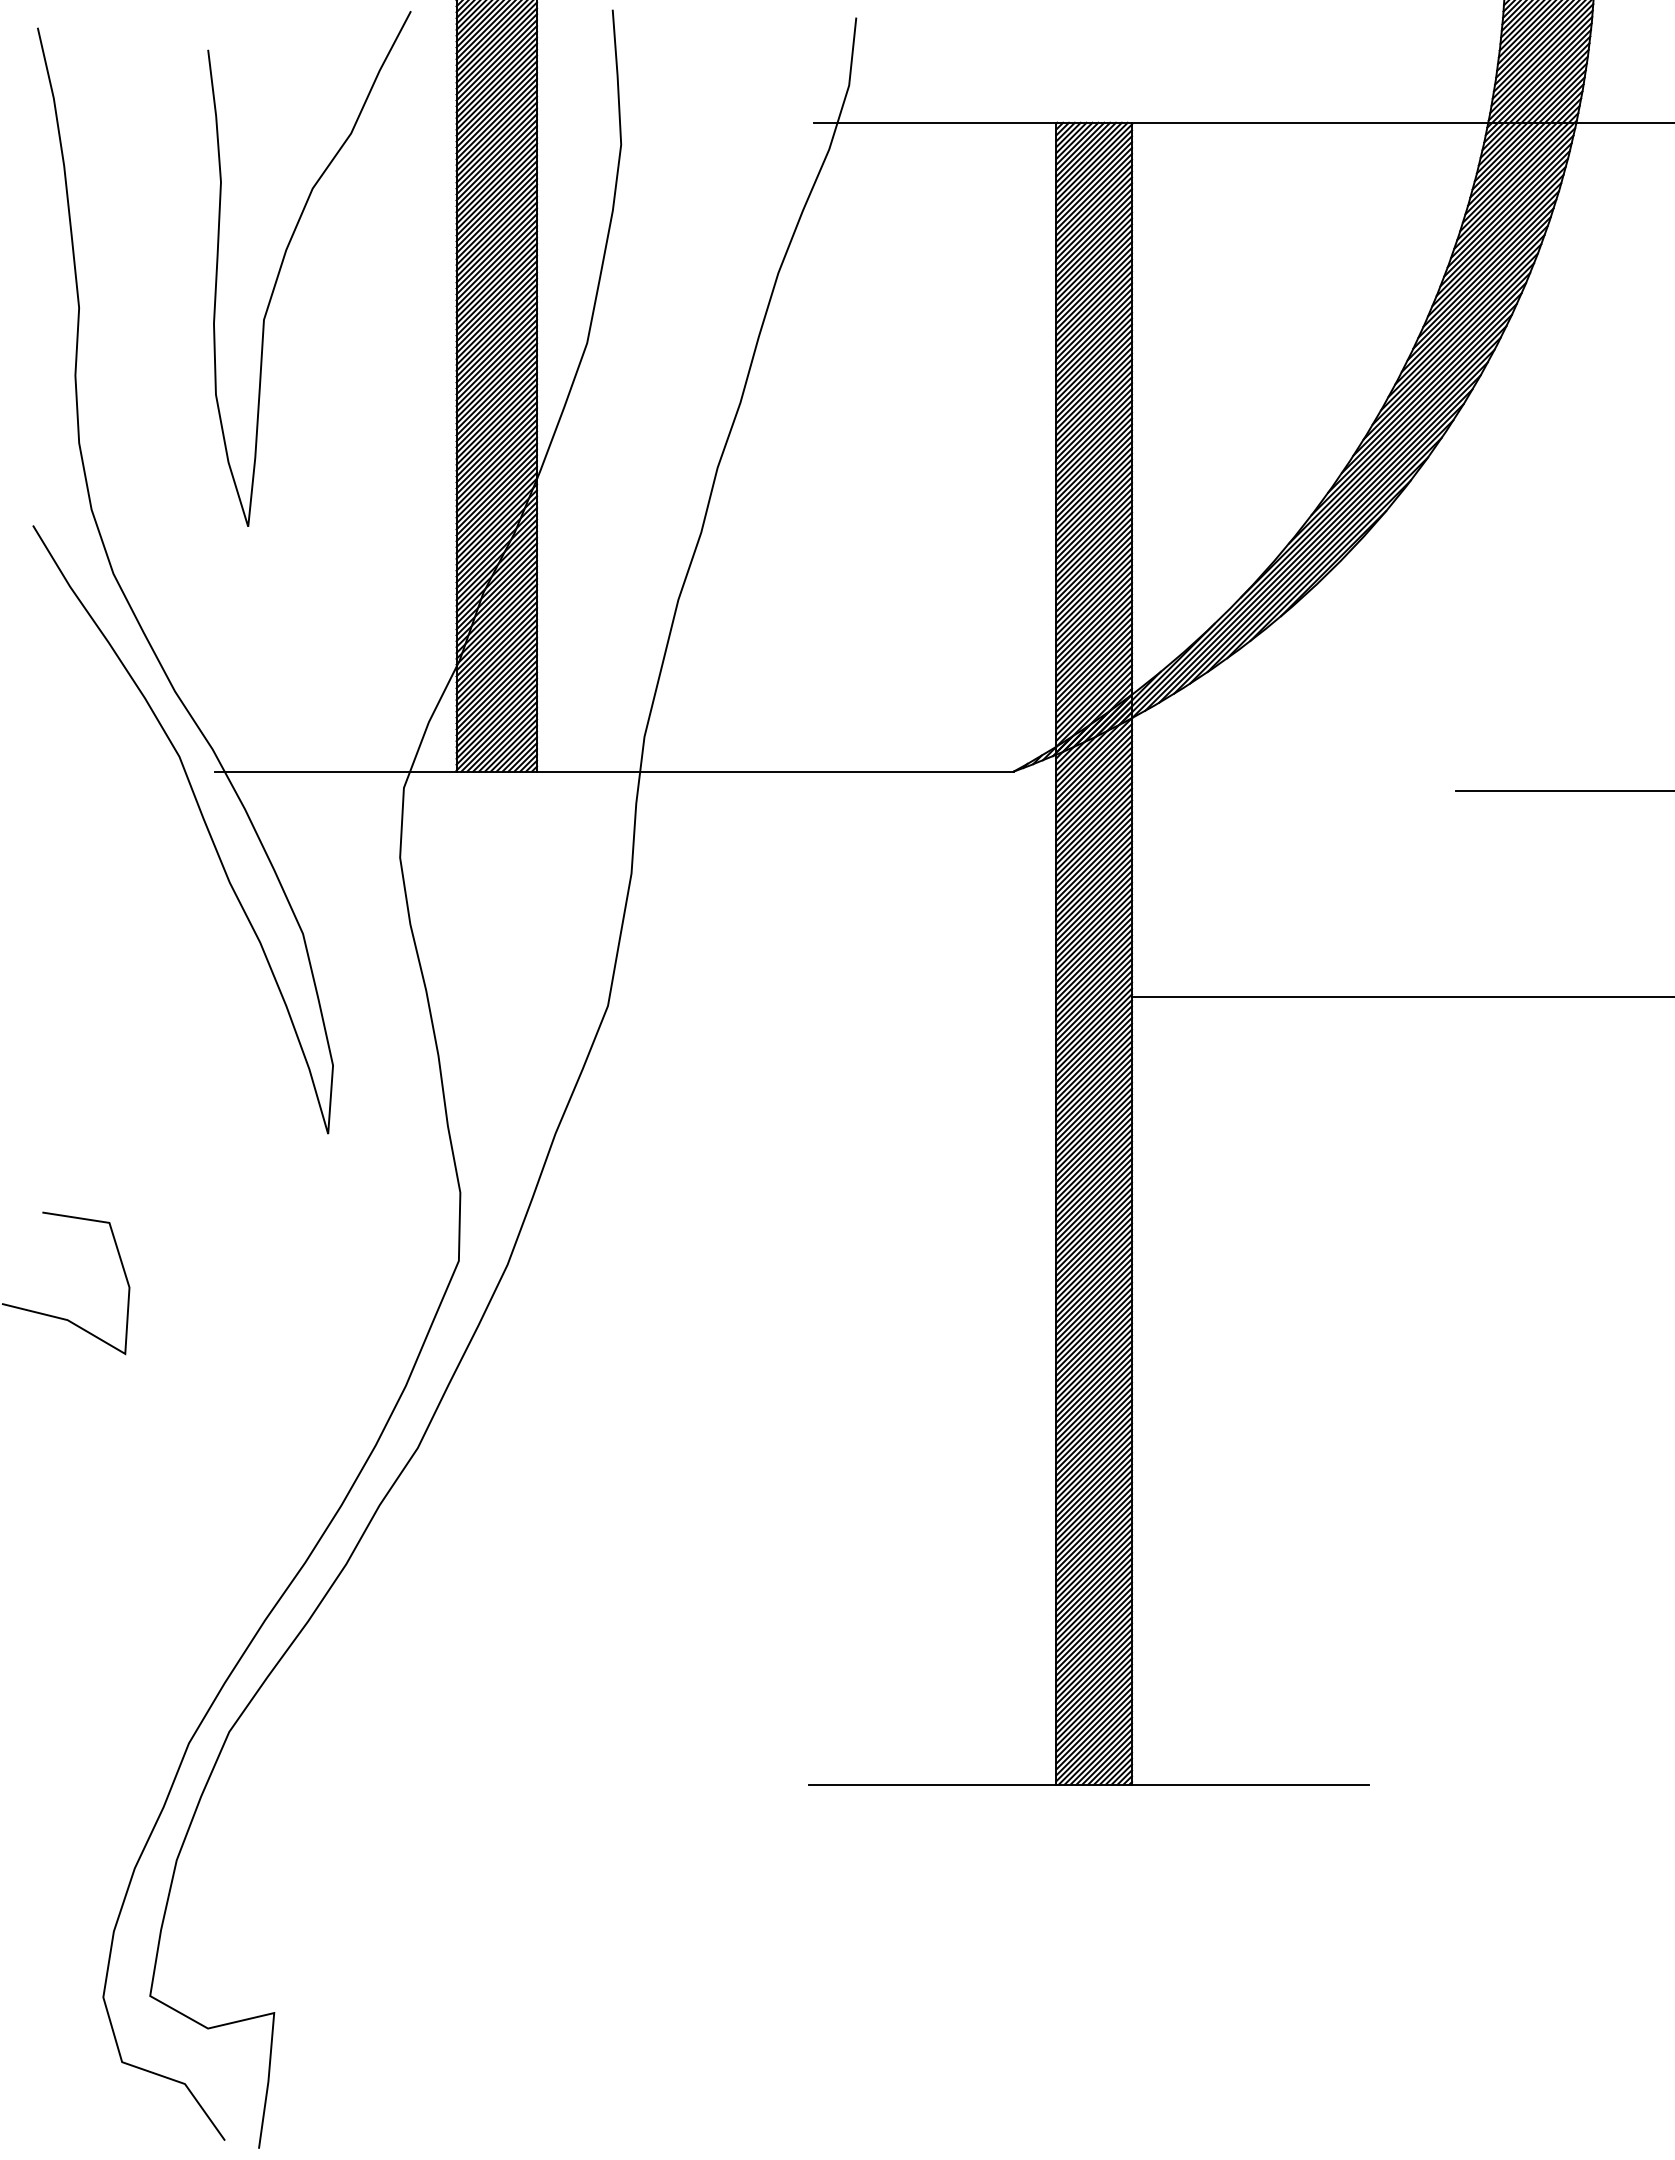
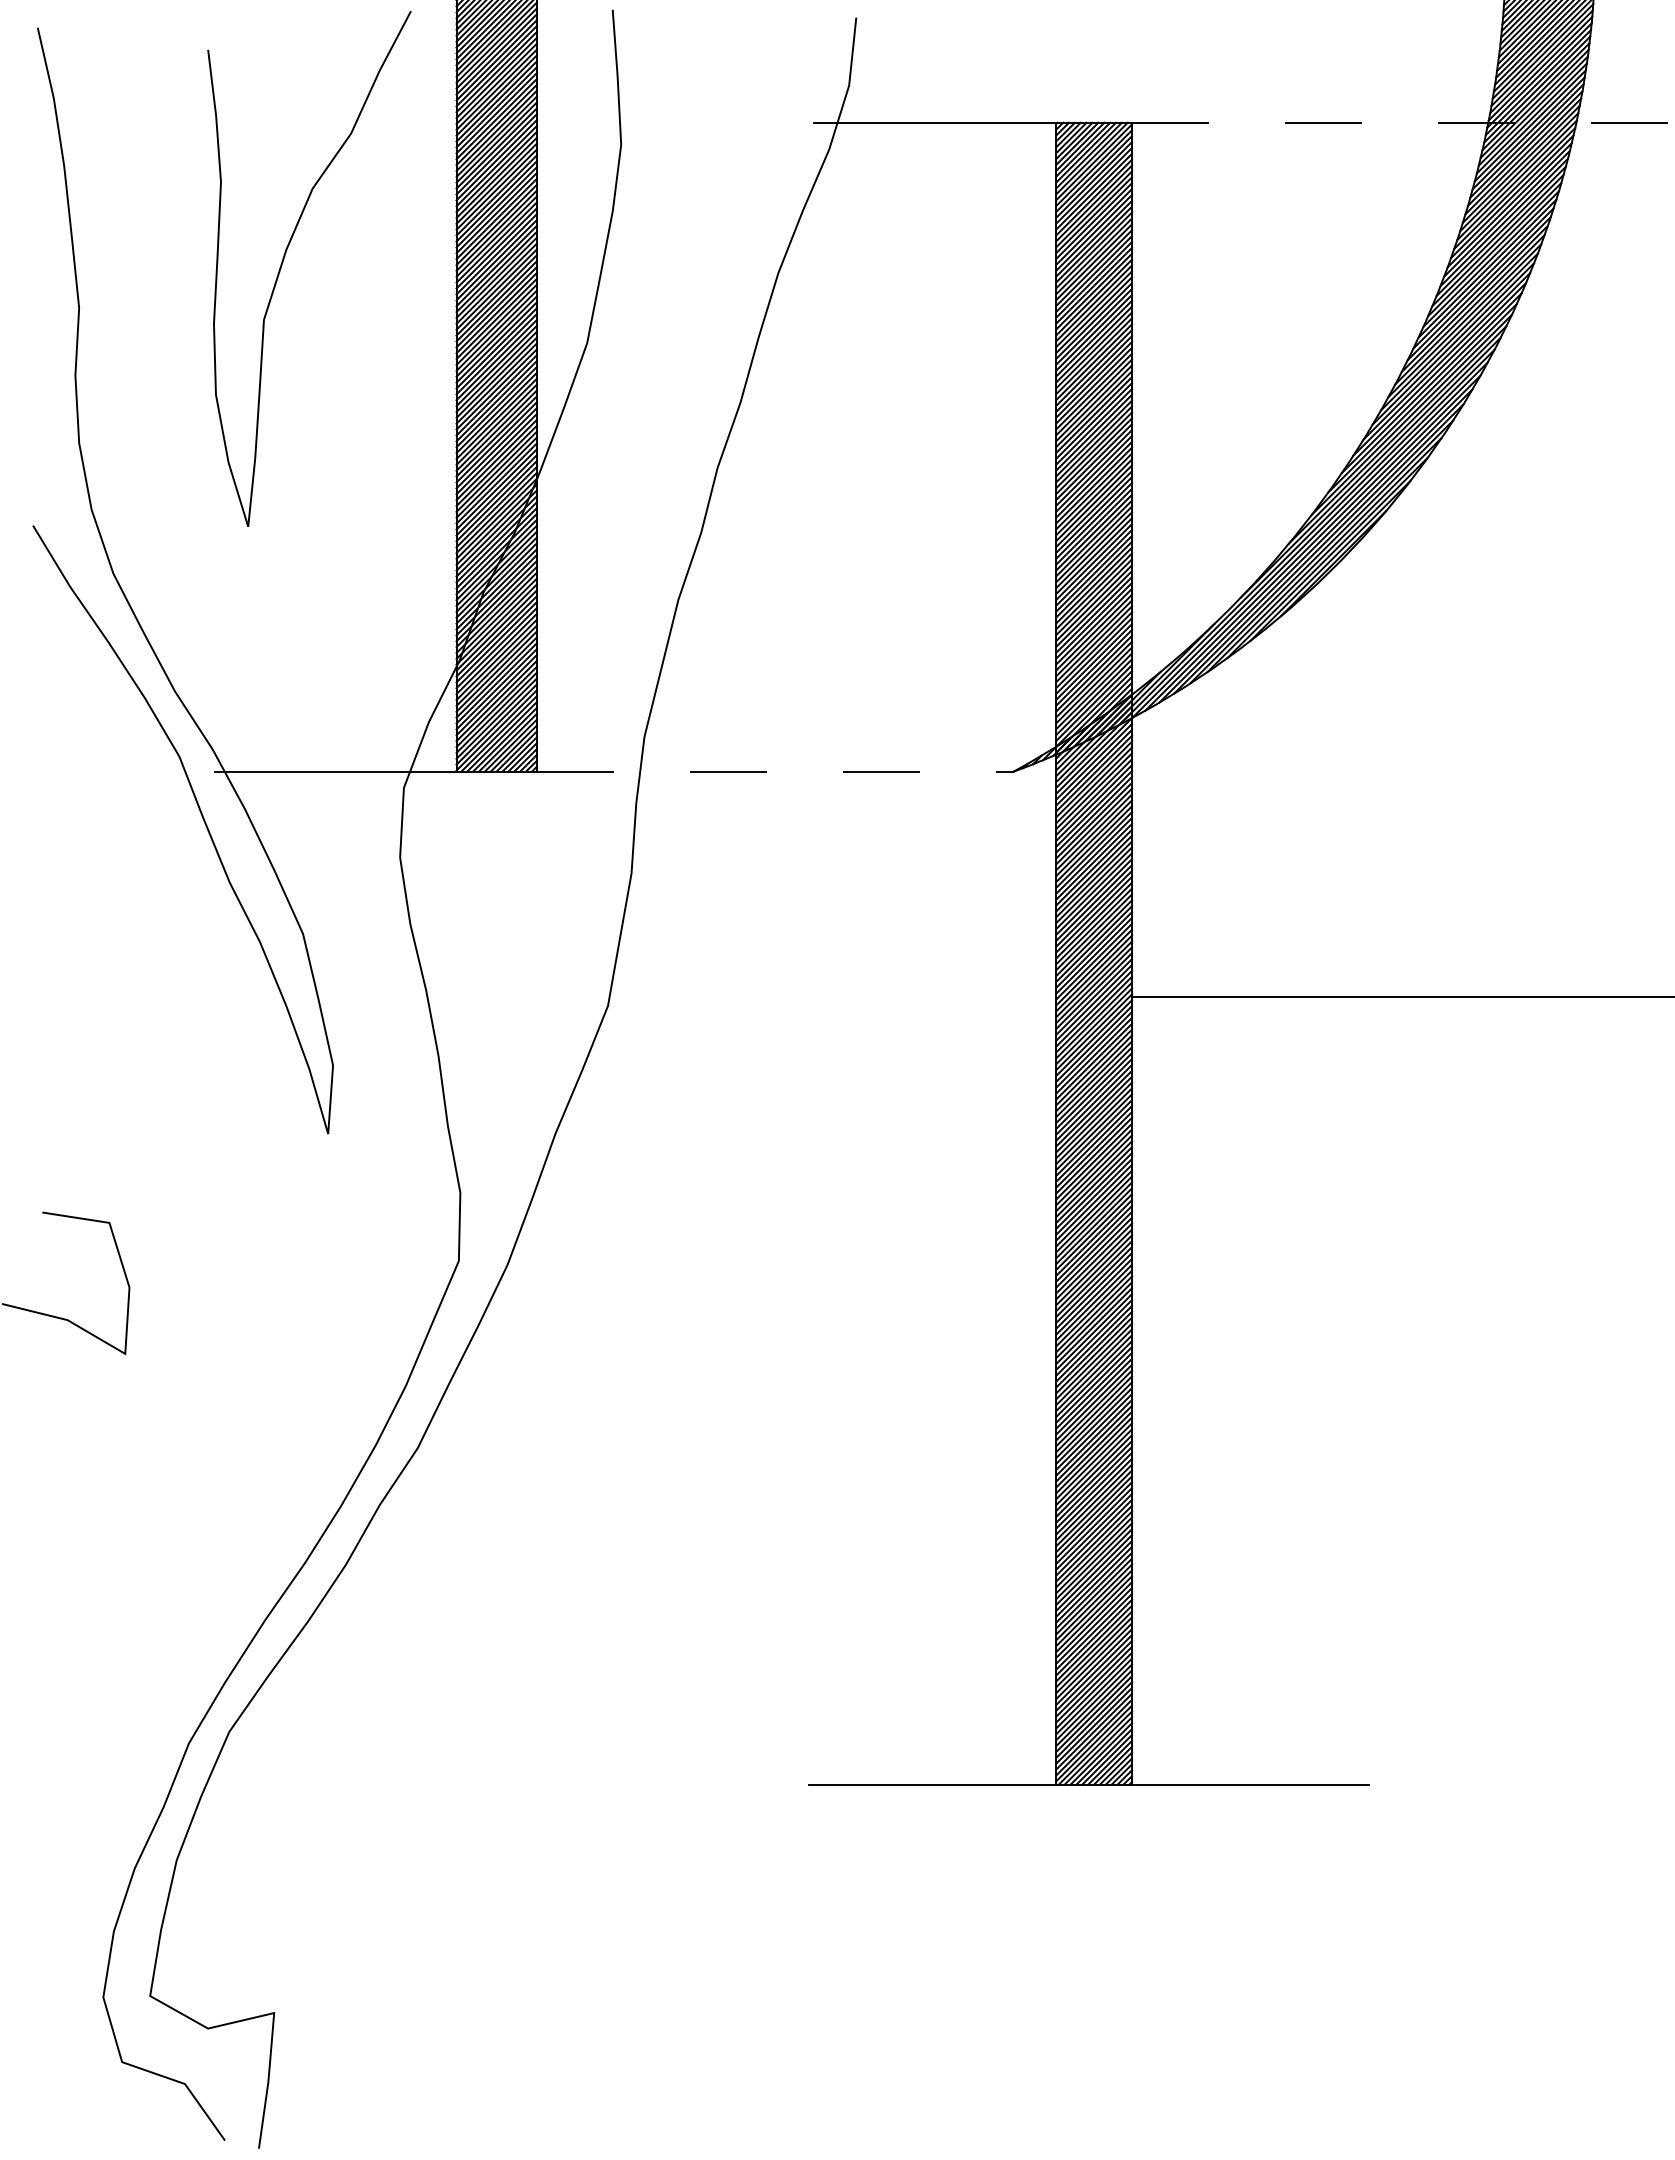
line: solid -> dashed (1403, 122)
line: solid -> dashed (775, 771)
line: present -> none (1563, 791)
